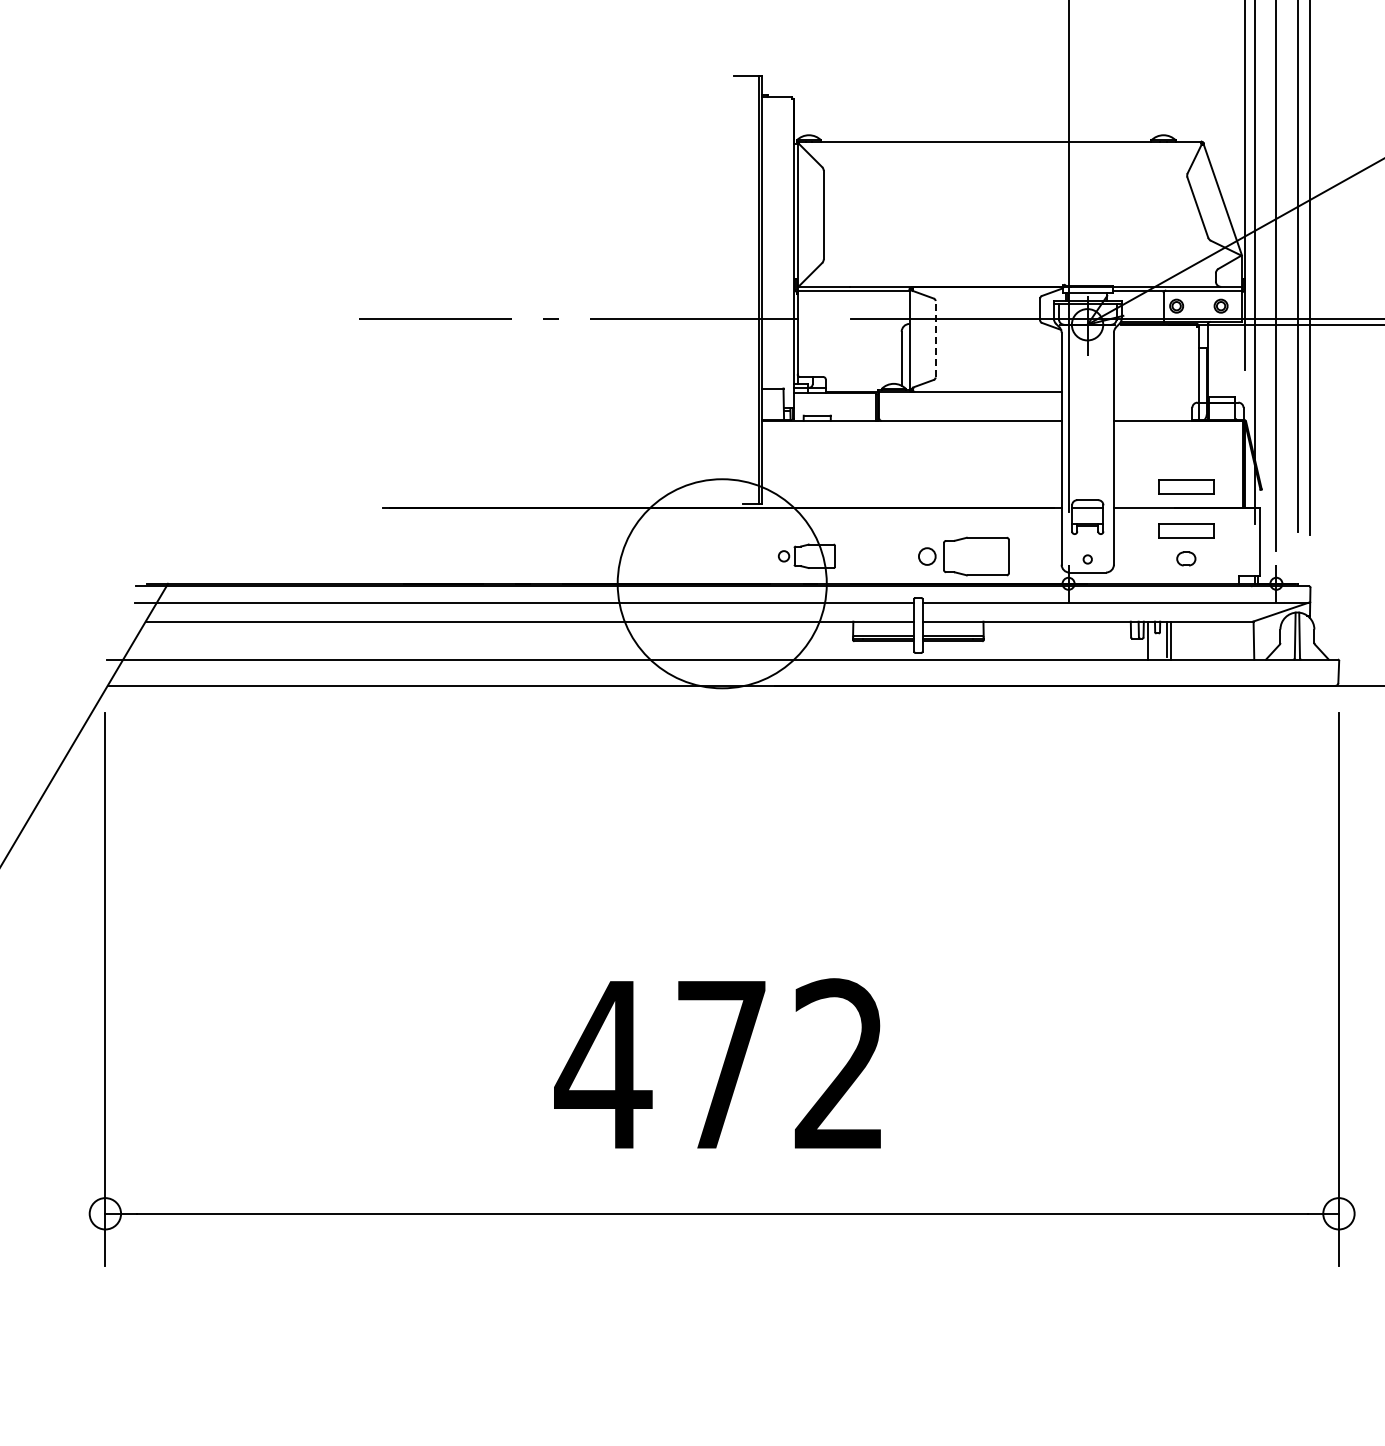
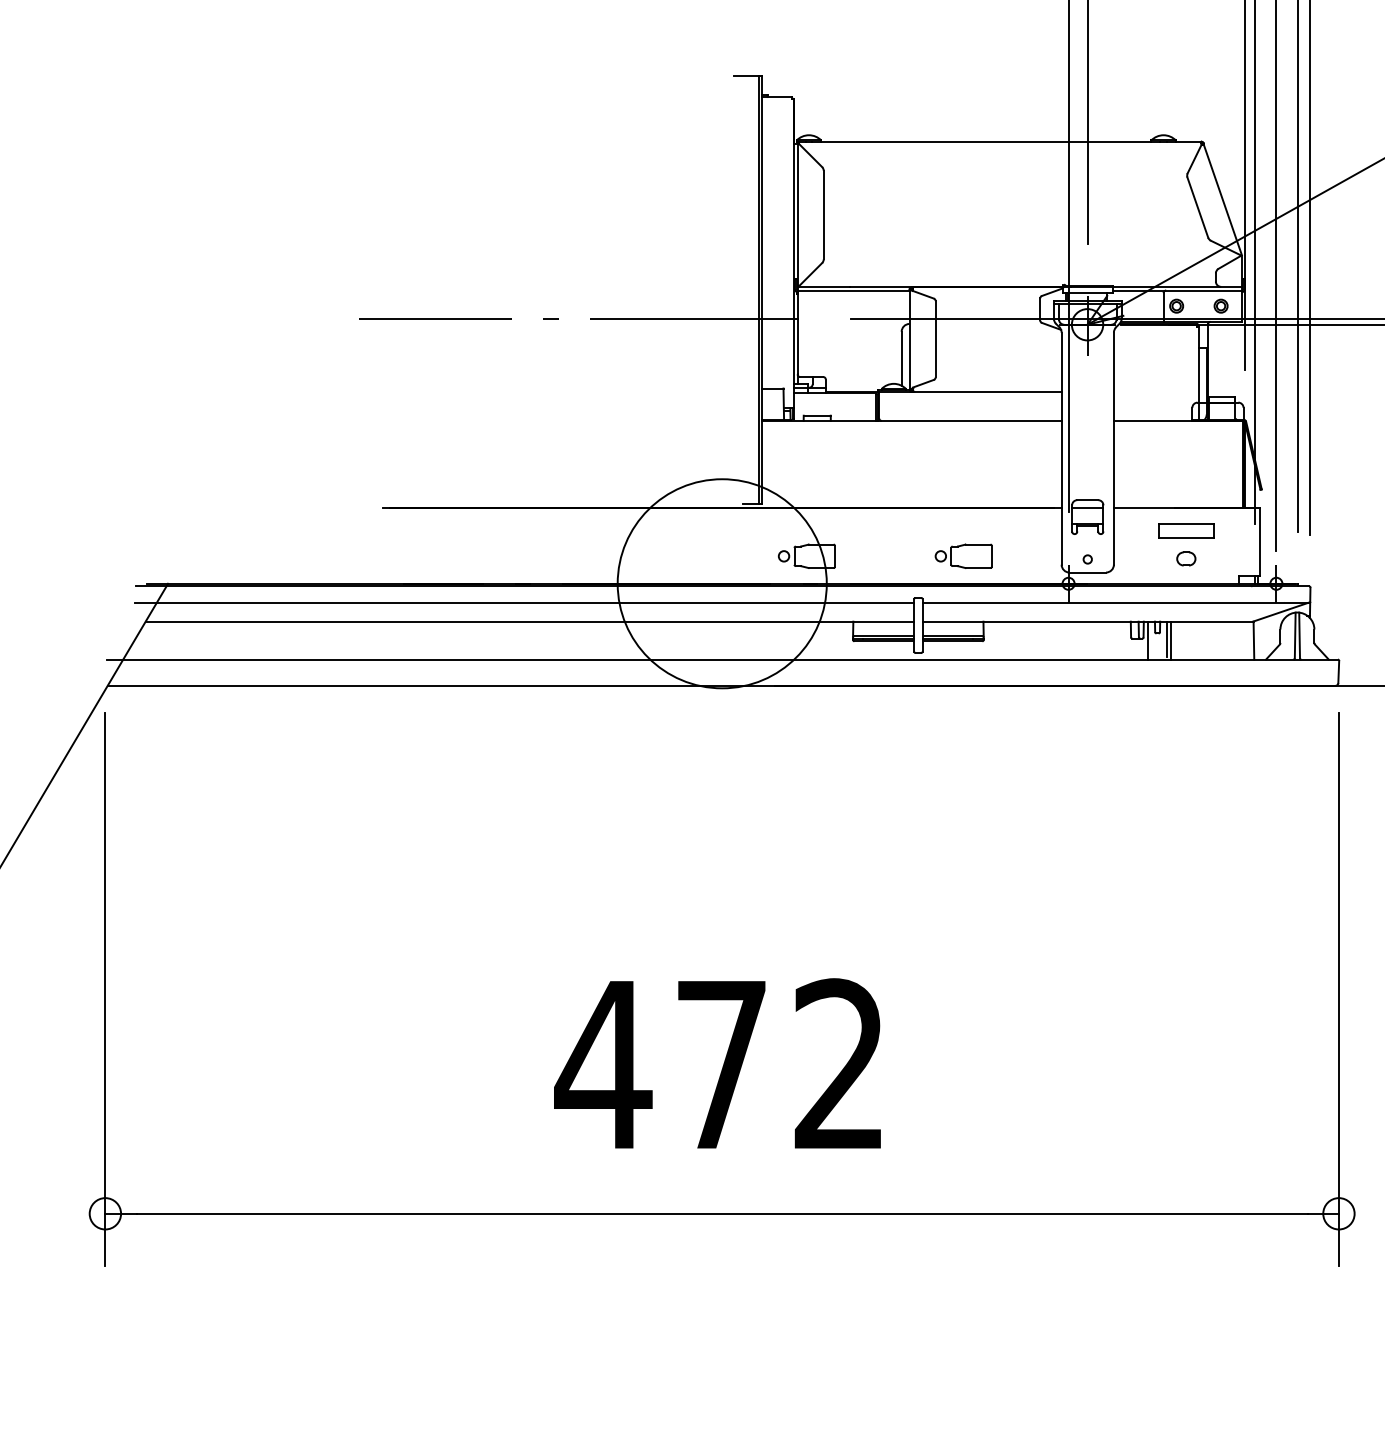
line: none -> present (1087, 122)
line: dashed -> solid (935, 338)
part: present -> none (1186, 486)
part size: 92x41 px -> 59x26 px (963, 555)
